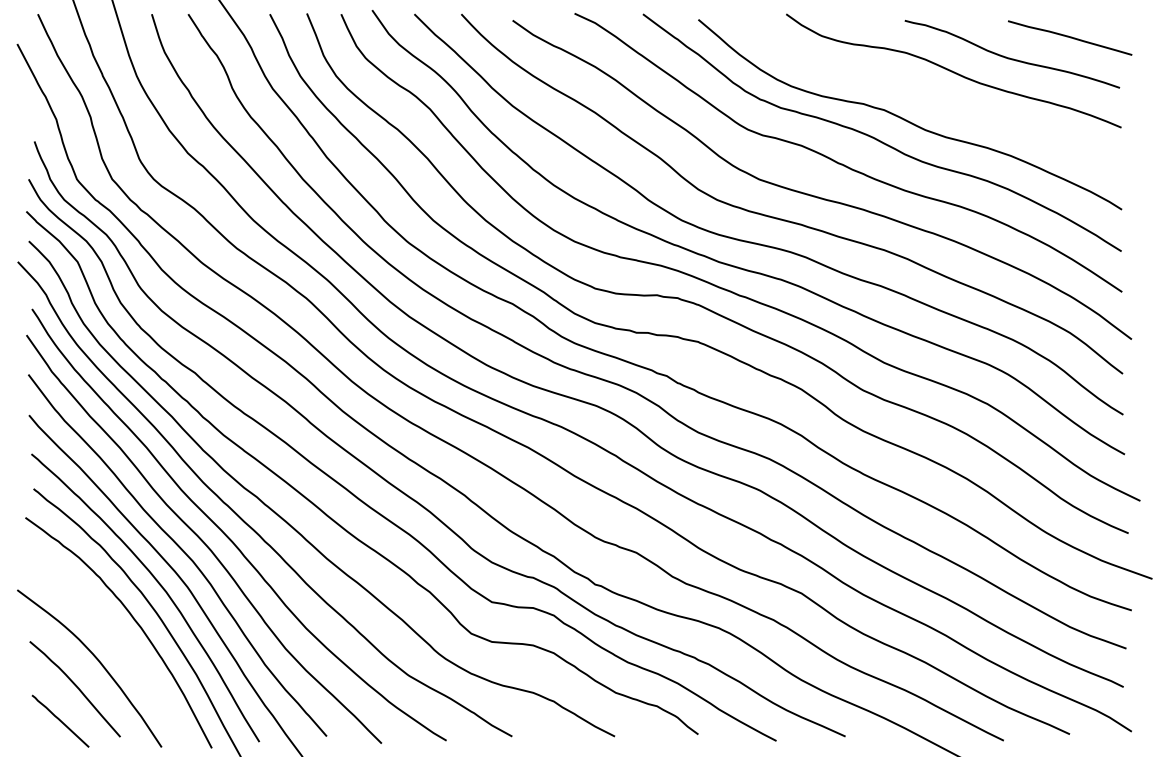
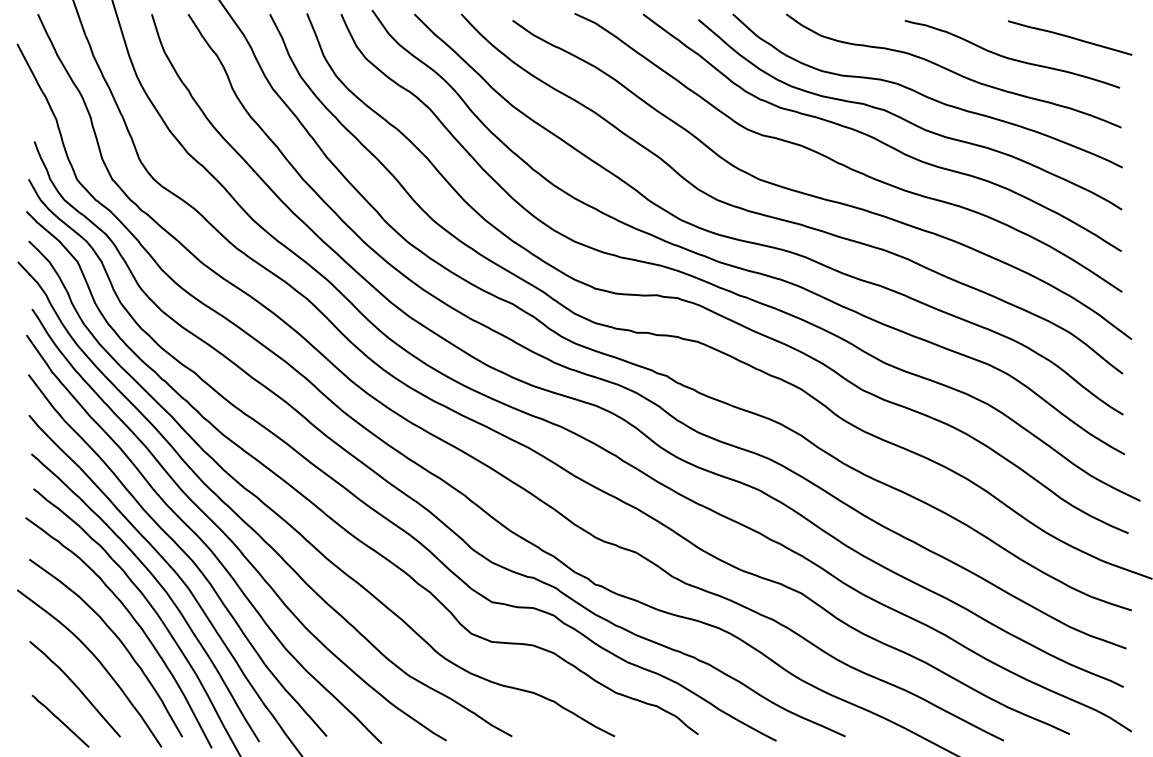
curve: none -> present (924, 94)
curve: none -> present (116, 637)
